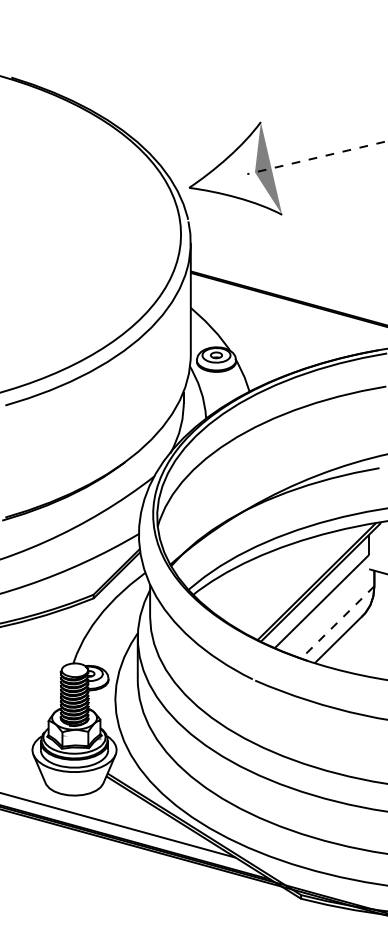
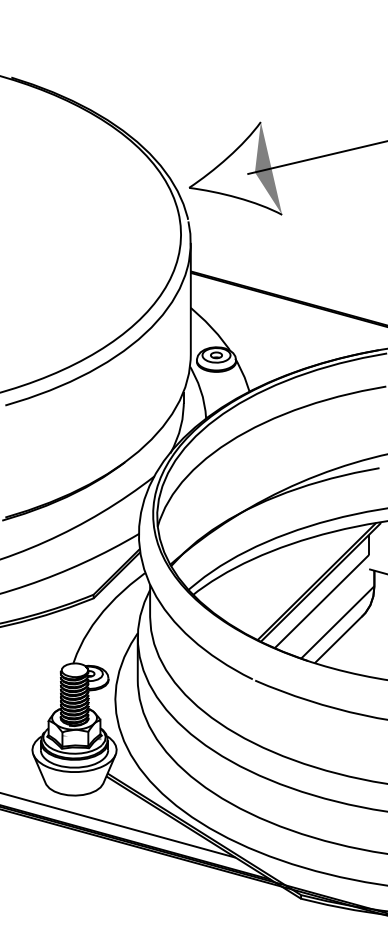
line: dashed -> solid (317, 157)
line: dashed -> solid (337, 622)
